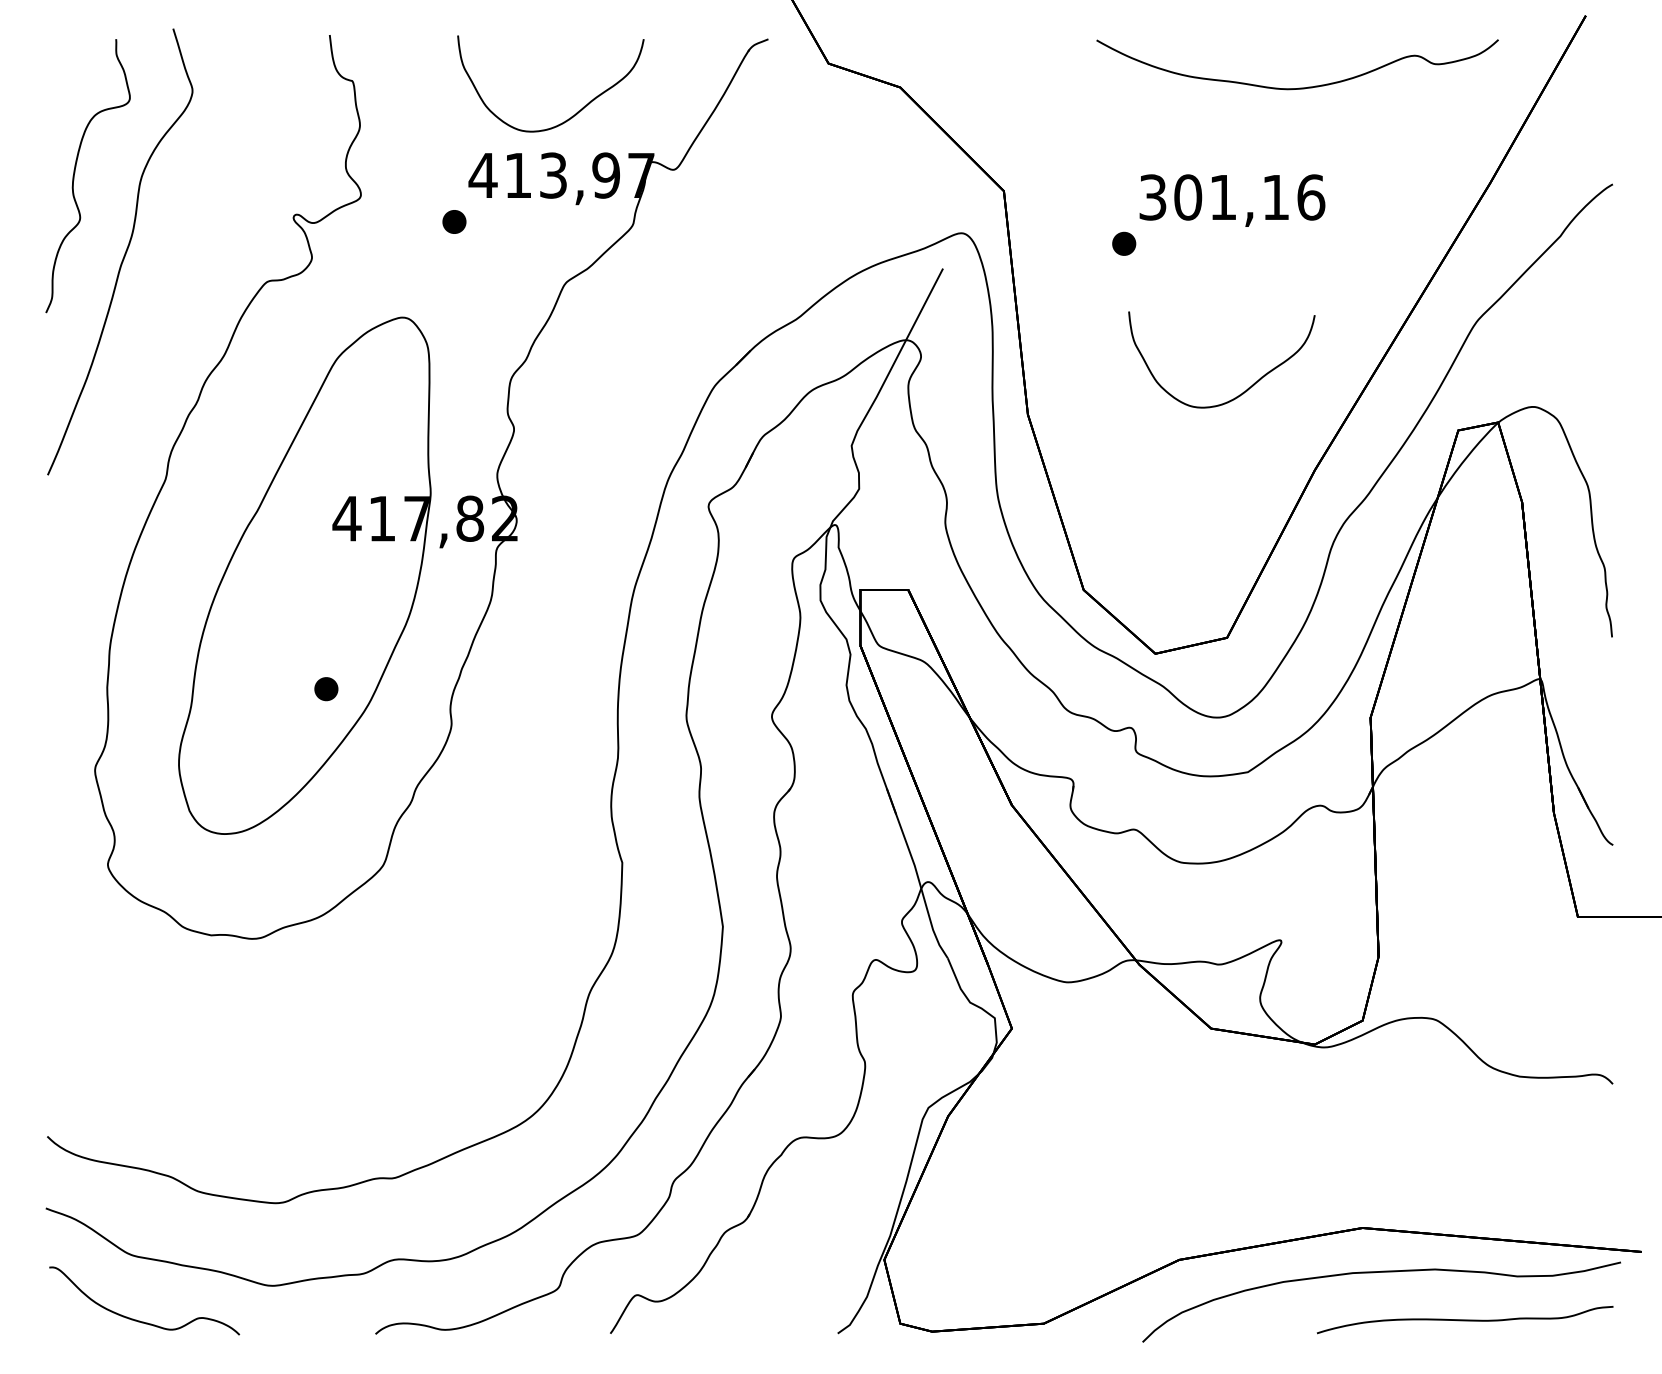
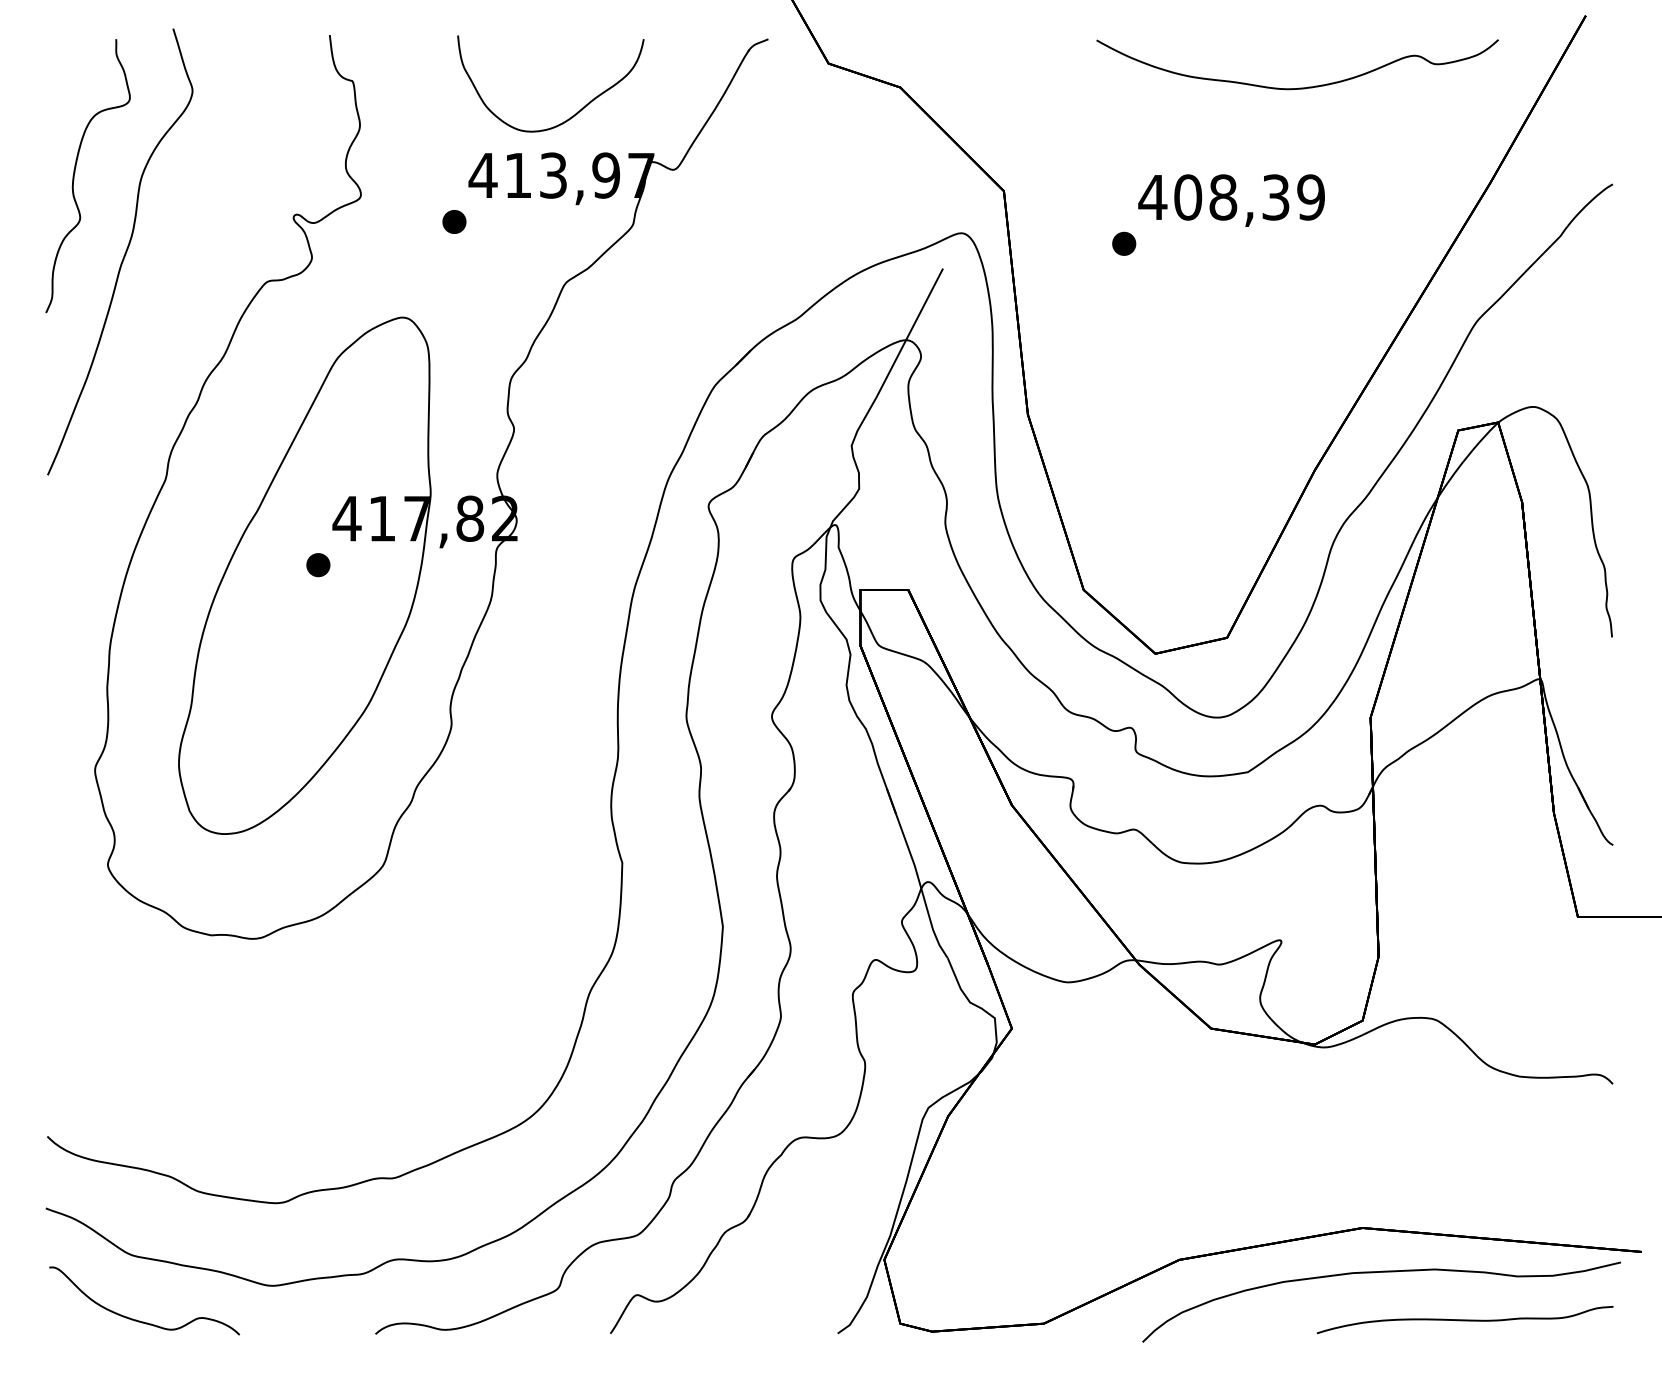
text: 301,16 -> 408,39 (1231, 197)
part: present -> none (1243, 391)
part position: (326, 689) -> (318, 565) (318, 565)
